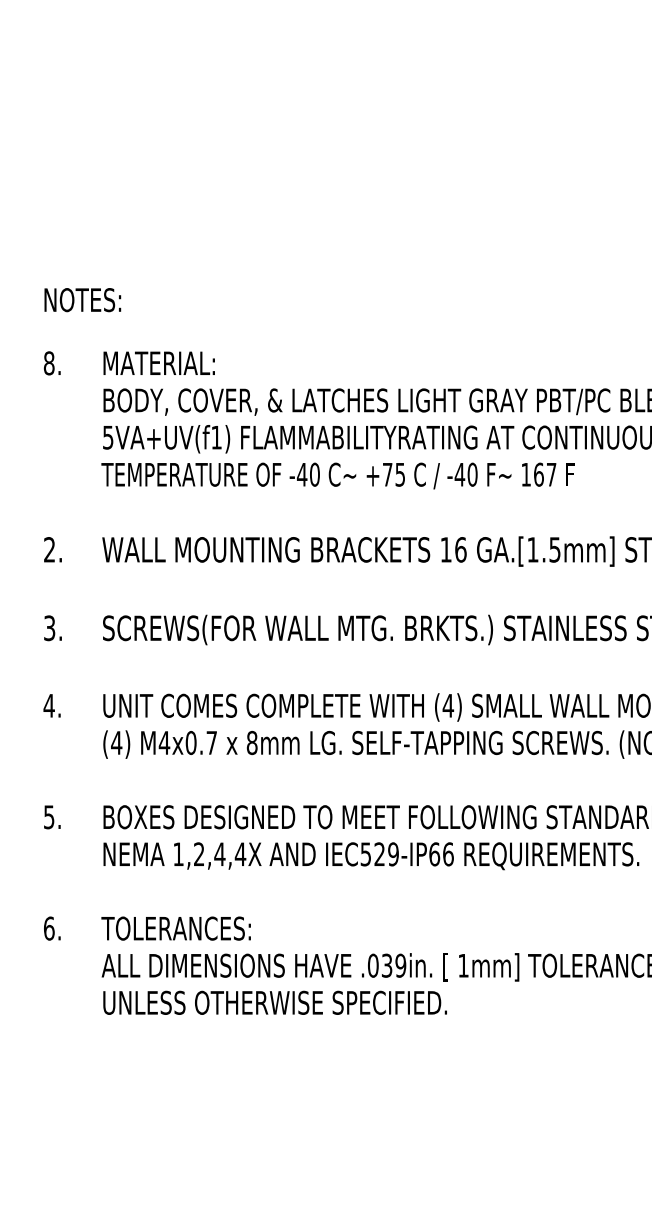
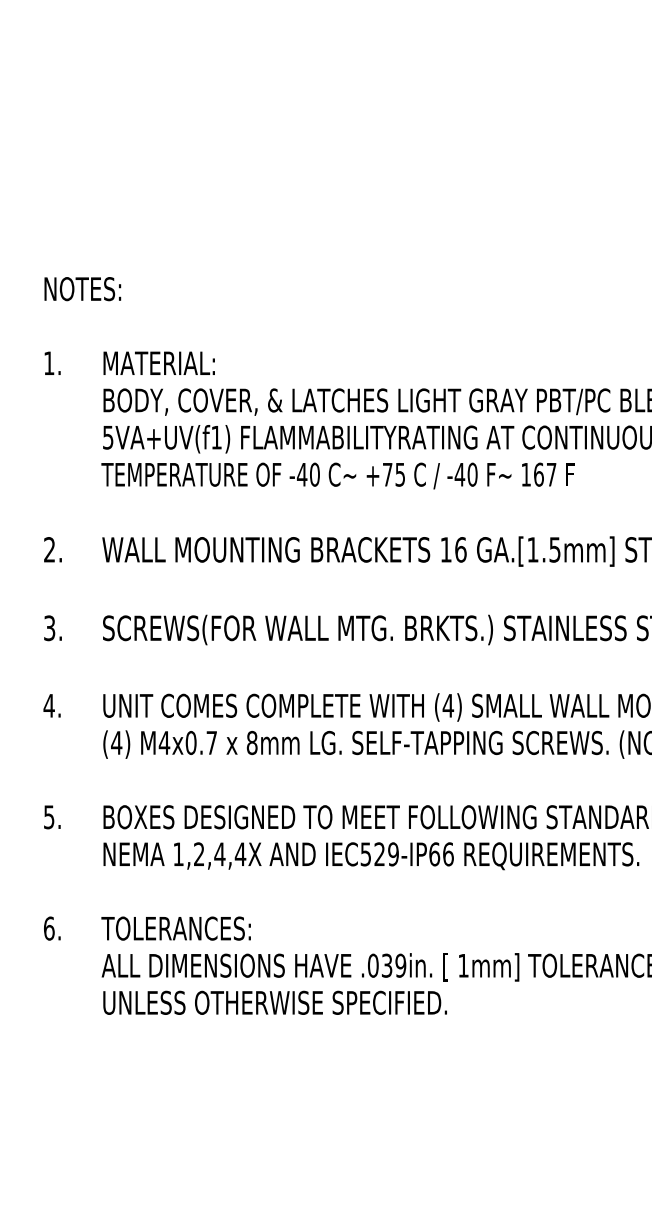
text position: (82, 300) -> (82, 289) (82, 289)
text: 8. -> 1. (48, 363)
